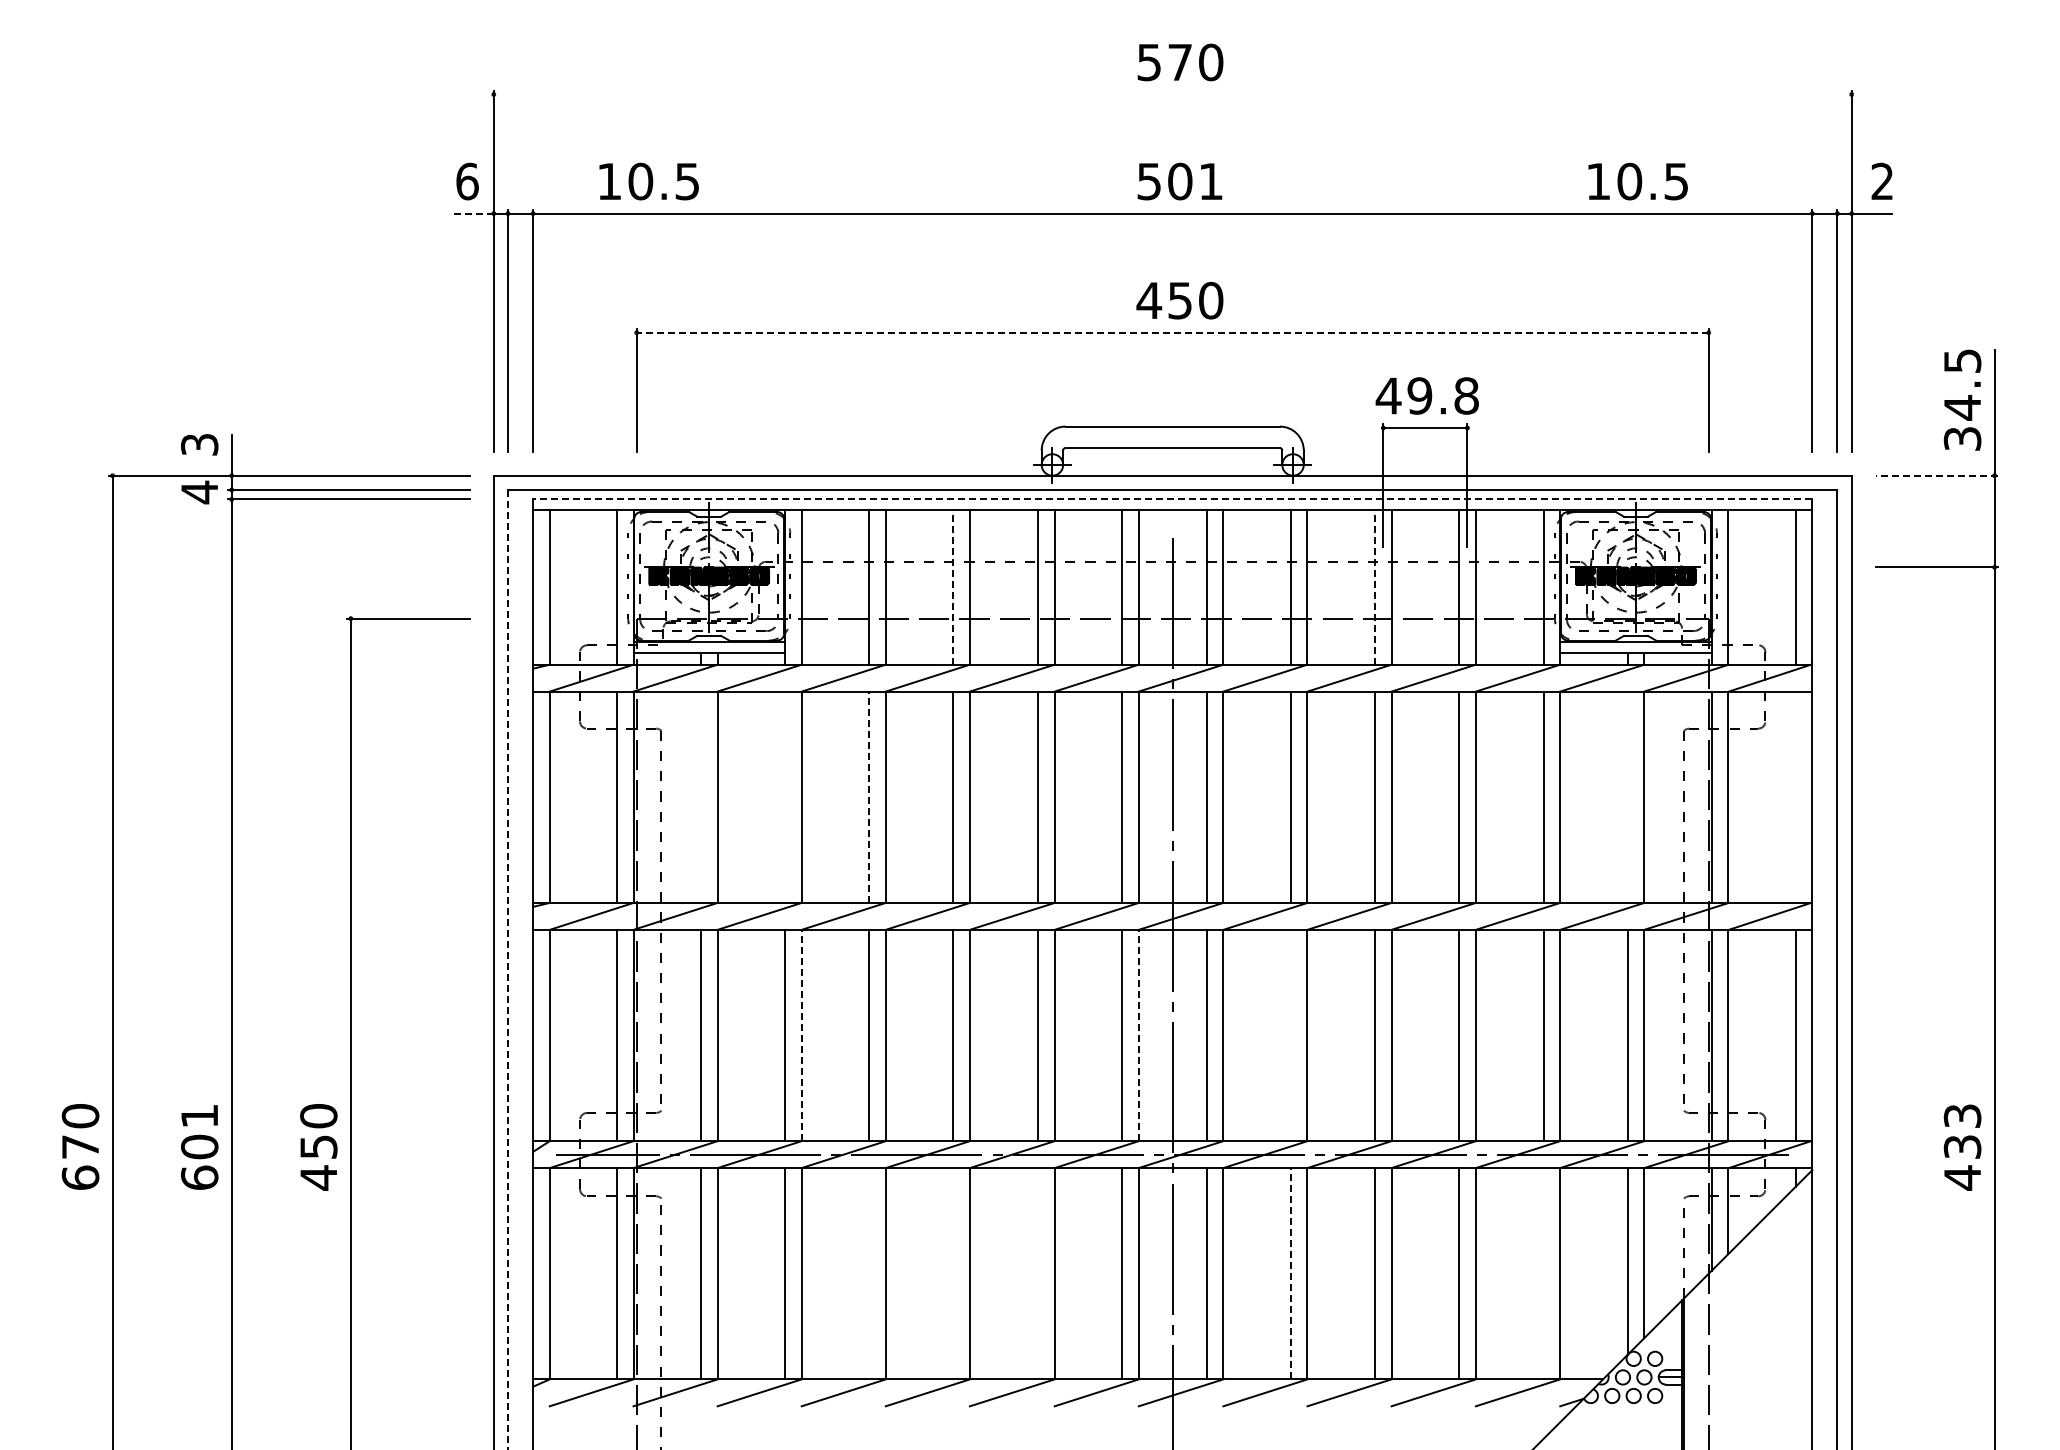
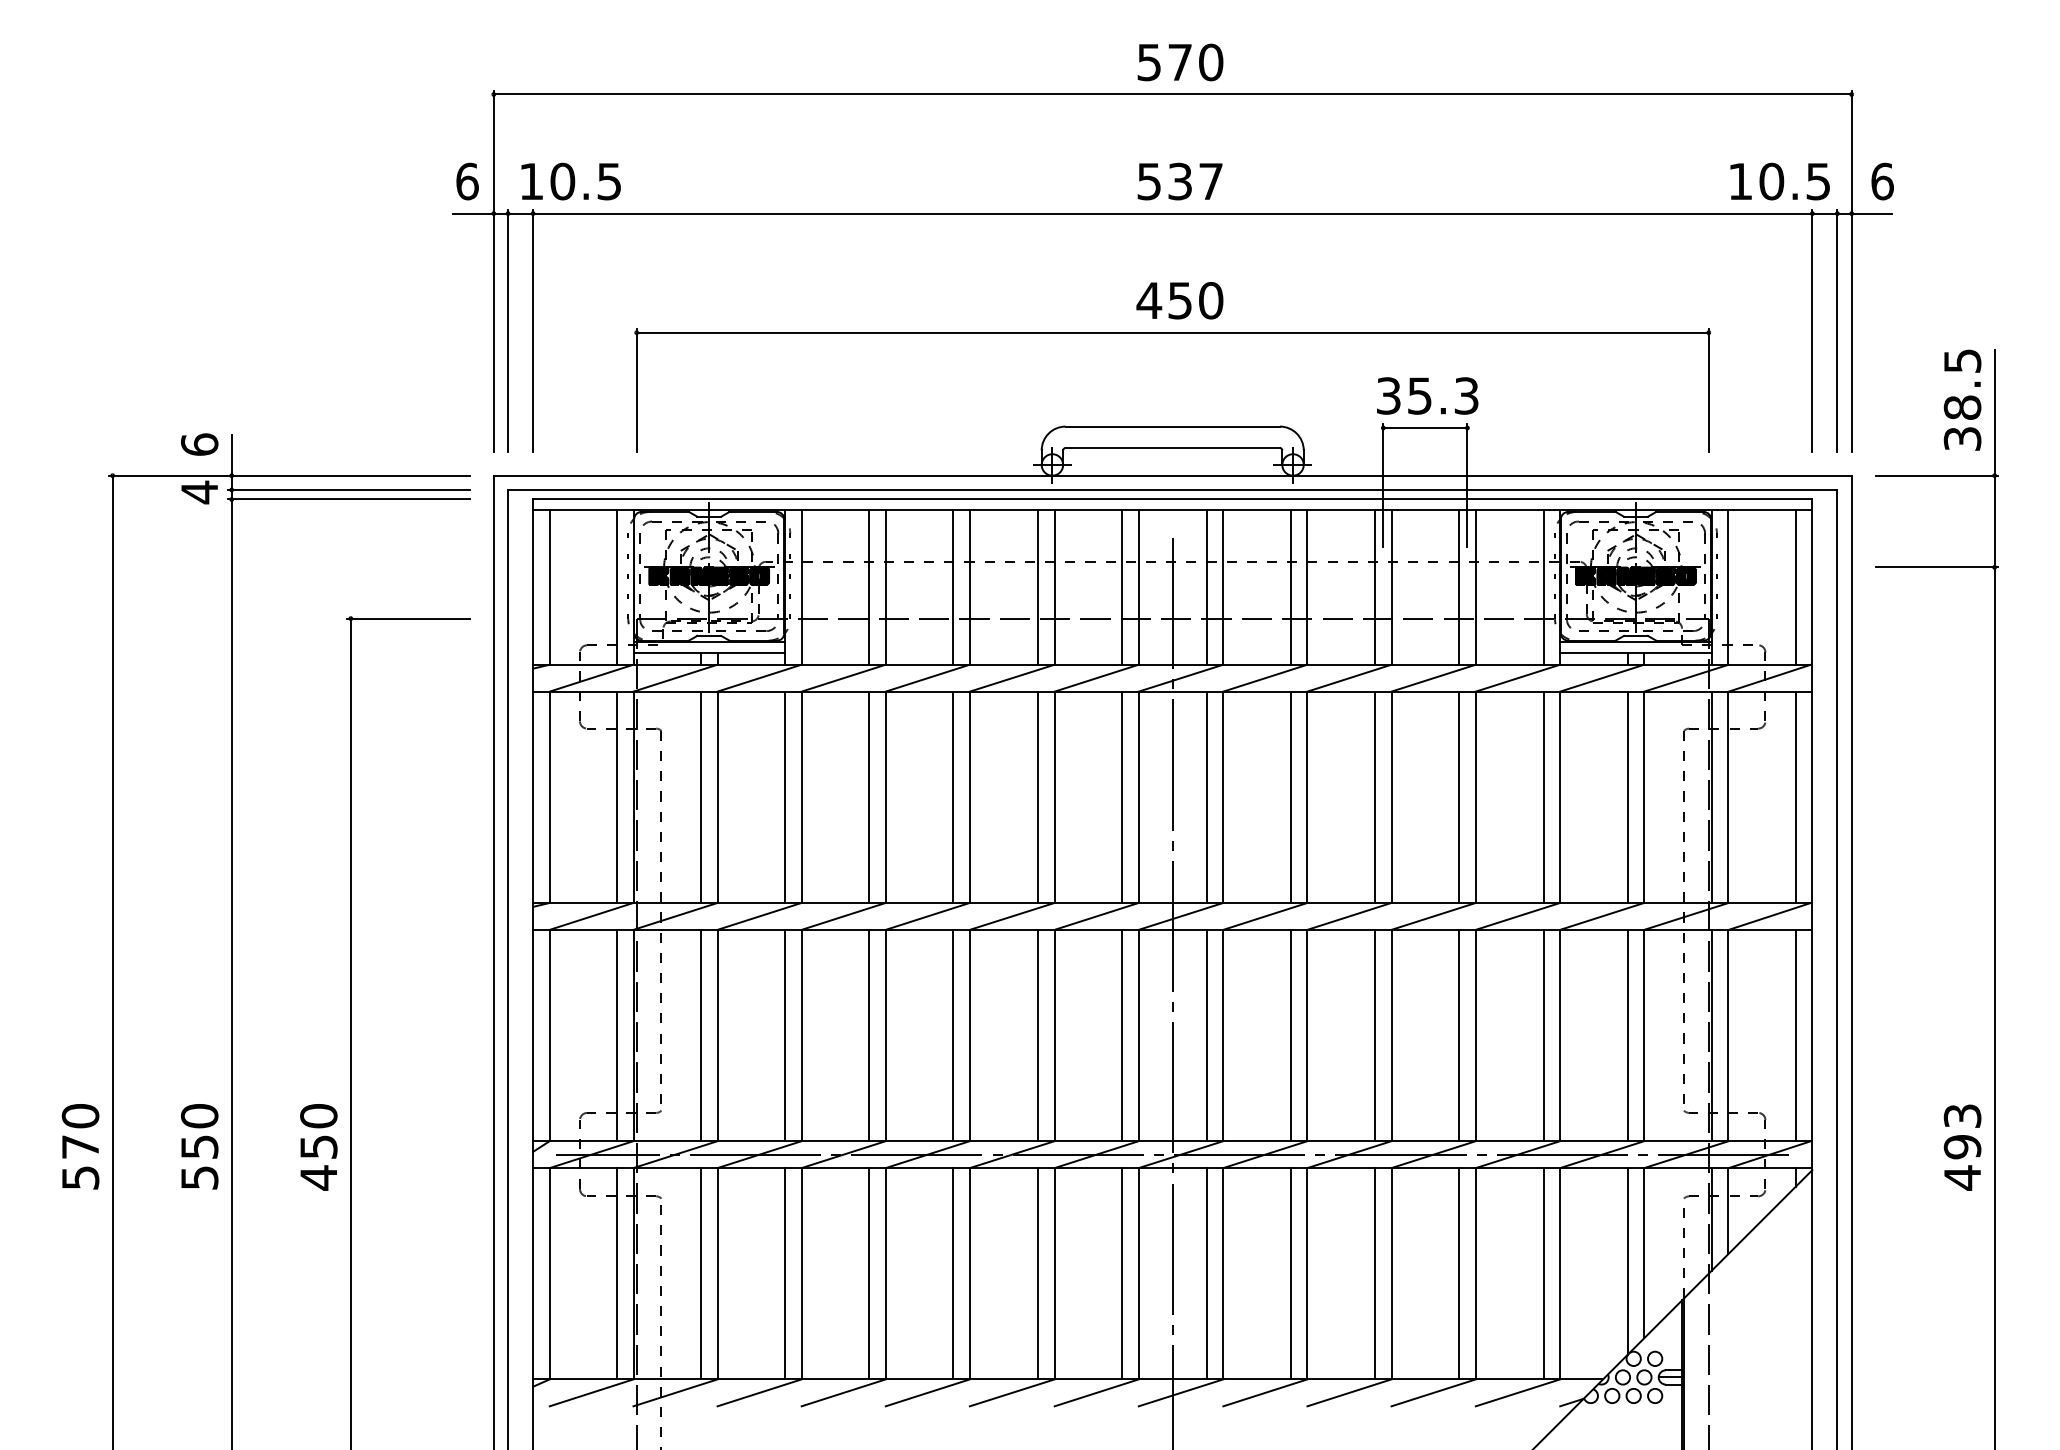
line: none -> present (1172, 94)
text position: (648, 181) -> (570, 181) (570, 181)
text: 501 -> 537 (1195, 181)
text position: (1637, 181) -> (1779, 181) (1779, 181)
text: 2 -> 6 (1882, 181)
line: dashed -> solid (473, 213)
line: dashed -> solid (1172, 332)
text: 49.8 -> 35.3 (1426, 395)
text: 34.5 -> 38.5 (1962, 407)
text: 3 -> 6 (199, 444)
line: dashed -> solid (1936, 475)
line: dashed -> solid (1172, 499)
line: dashed -> solid (953, 586)
line: dashed -> solid (1374, 586)
line: none -> present (700, 796)
line: none -> present (785, 796)
line: none -> present (1627, 796)
line: none -> present (1795, 796)
line: dashed -> solid (869, 797)
line: dashed -> solid (508, 969)
line: dashed -> solid (801, 1035)
line: dashed -> solid (1138, 1035)
line: none -> present (1290, 1035)
text: 601 -> 550 (199, 1146)
text: 433 -> 493 (1962, 1147)
text: 670 -> 570 (80, 1177)
line: none -> present (869, 1273)
line: none -> present (953, 1273)
line: none -> present (1038, 1273)
line: dashed -> solid (1290, 1273)
line: none -> present (1543, 1273)
